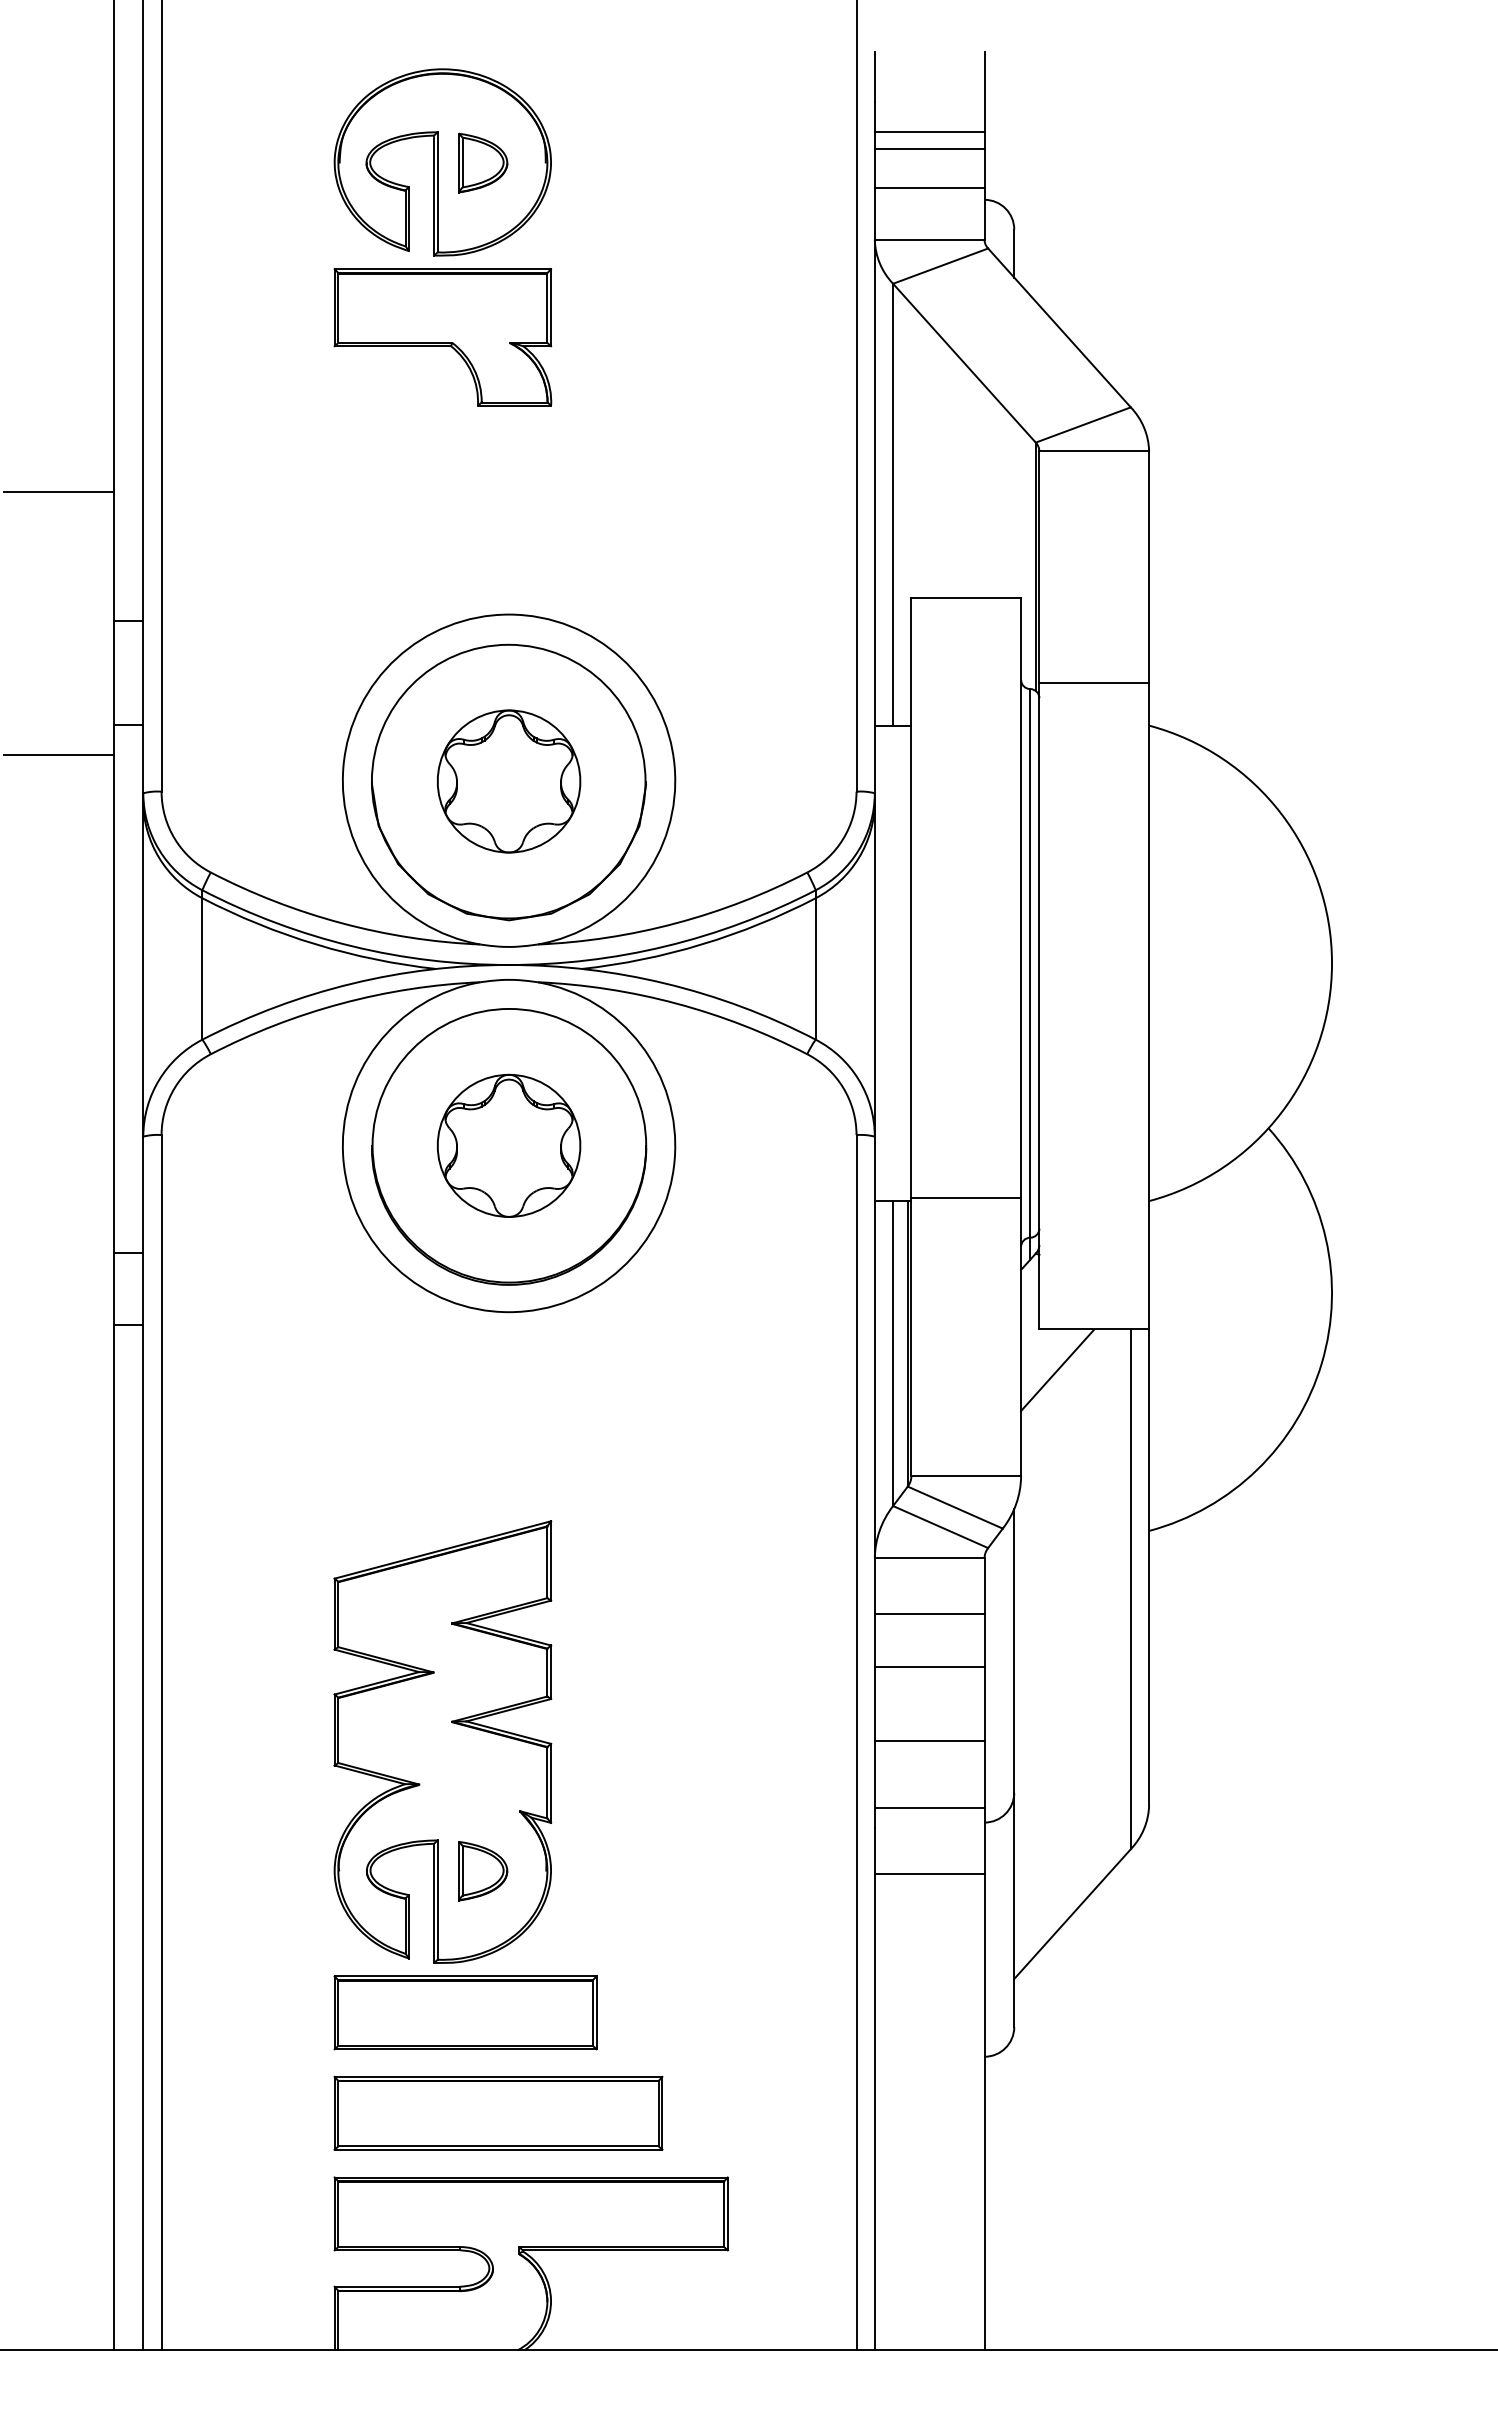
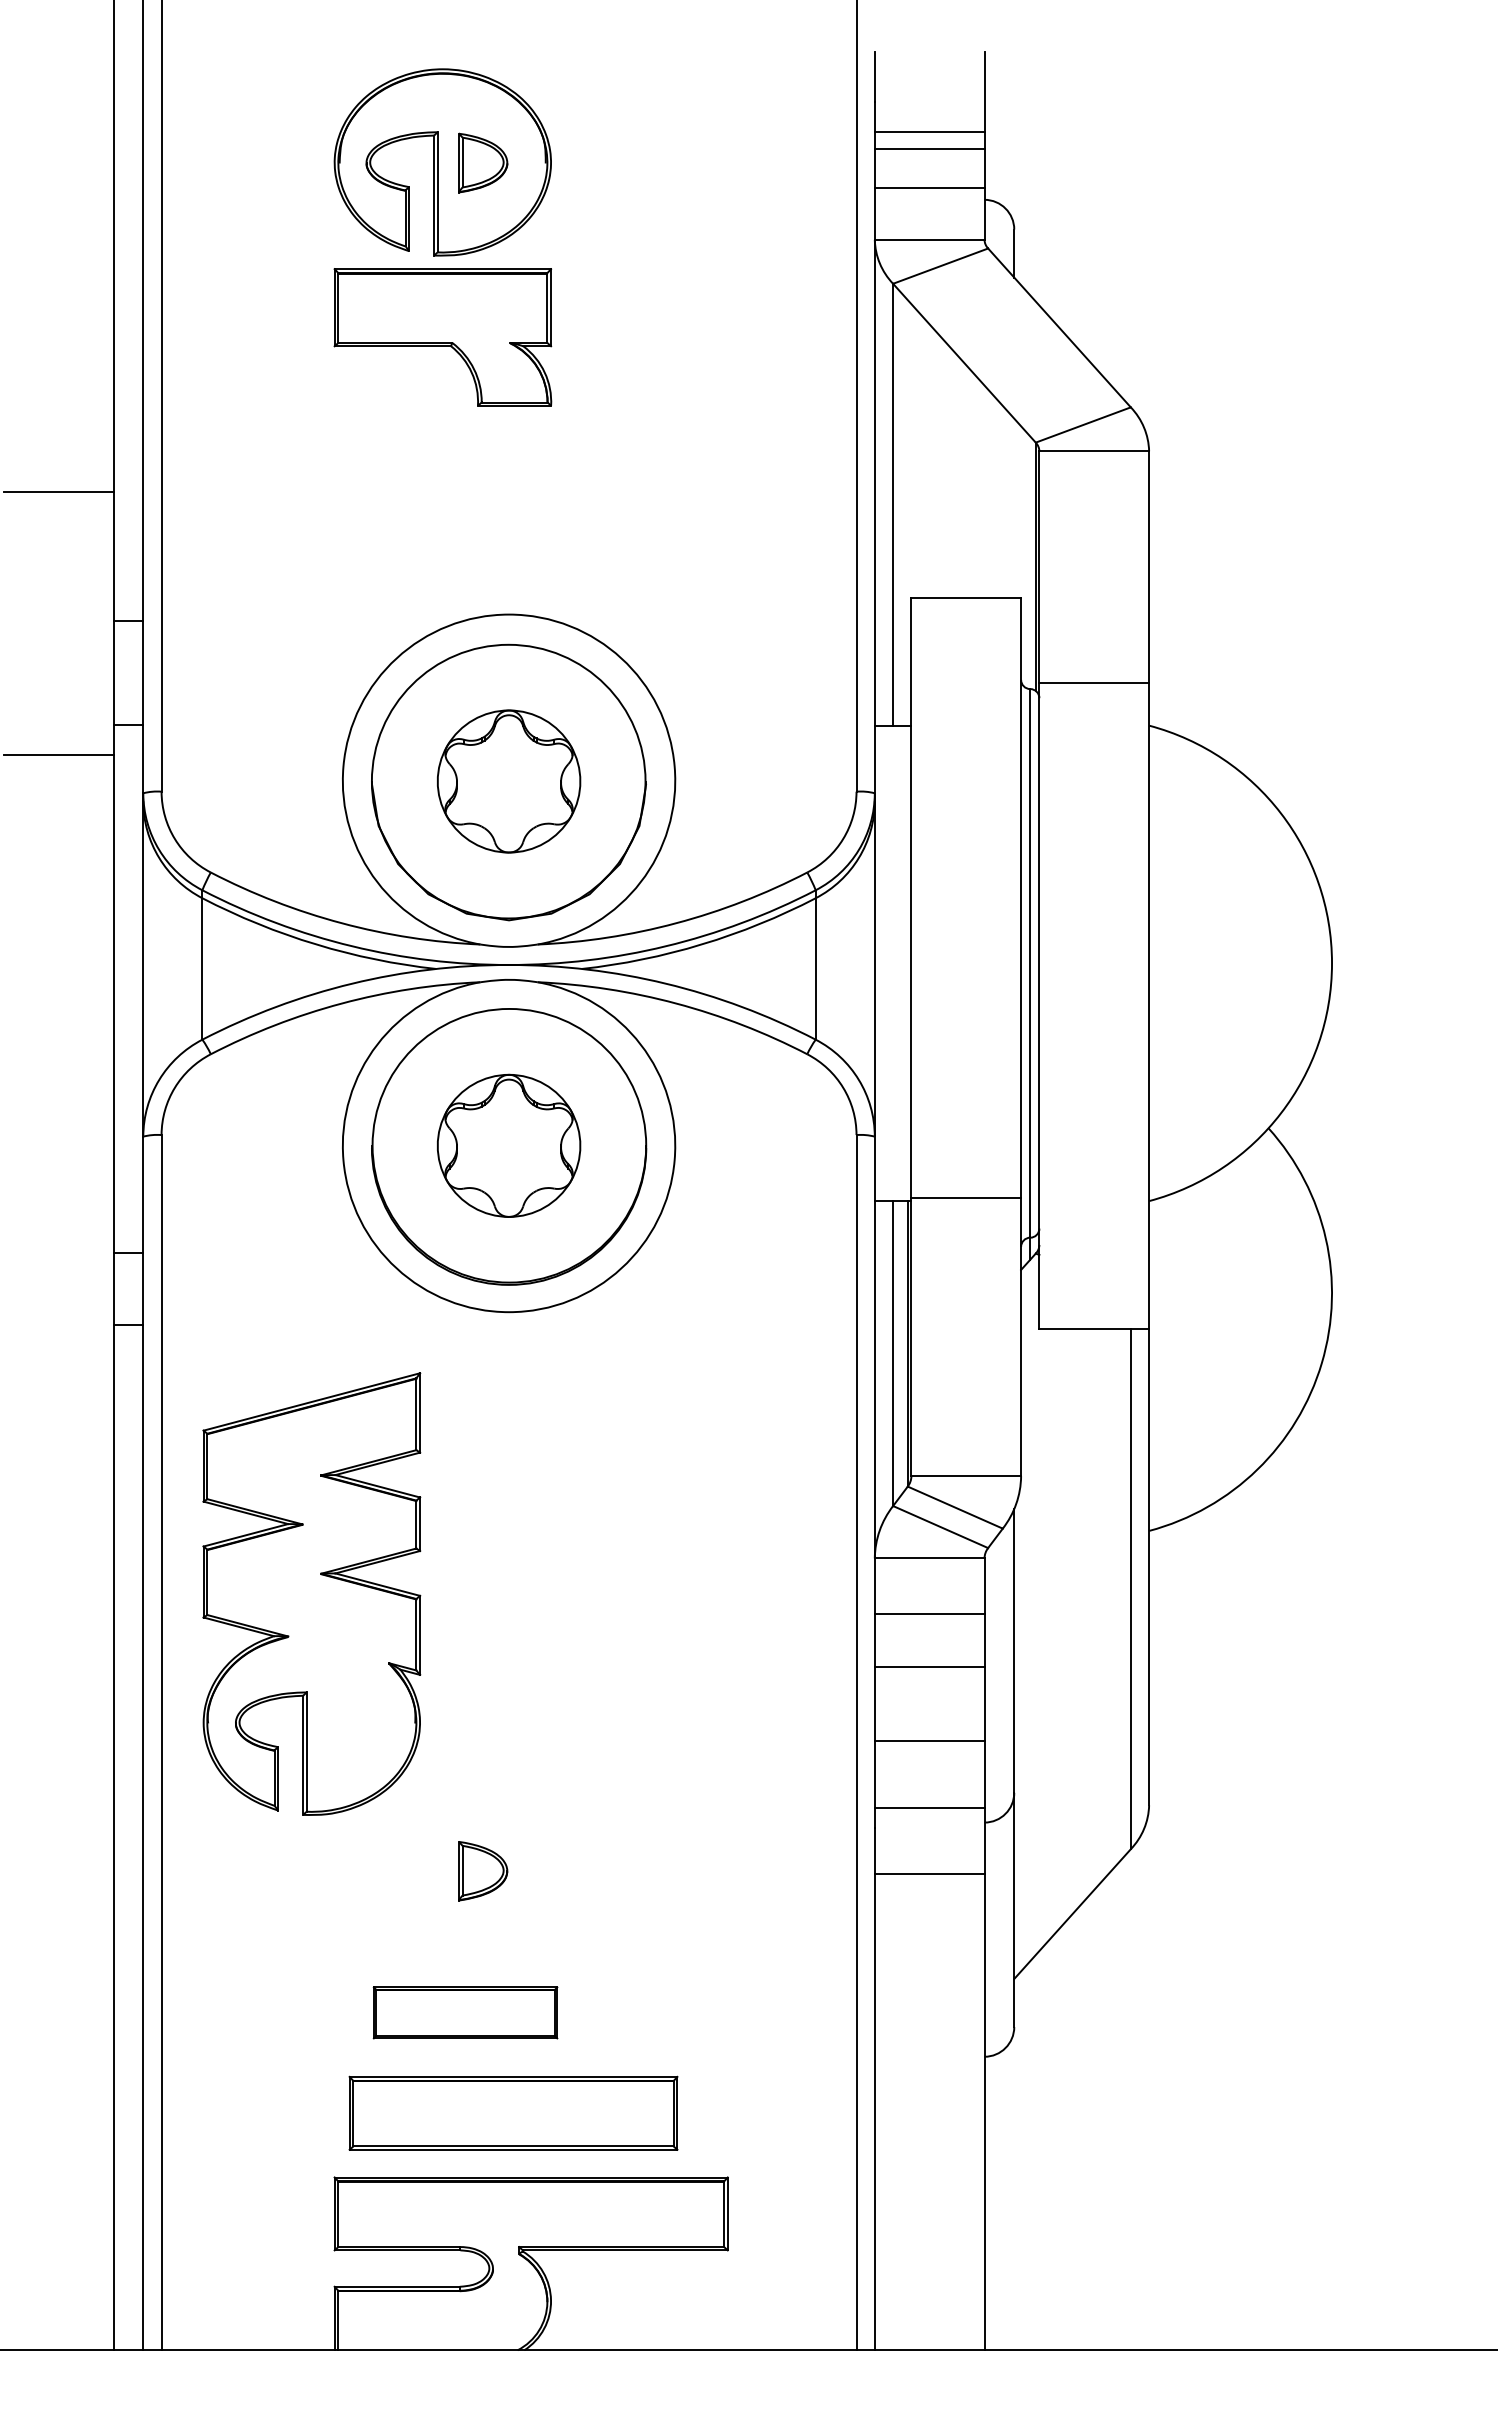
line: present -> none (1057, 1370)
part position: (442, 1741) -> (311, 1593) (311, 1593)
part size: 265x76 px -> 187x54 px (465, 2012)
part position: (498, 2112) -> (513, 2112) (513, 2112)
